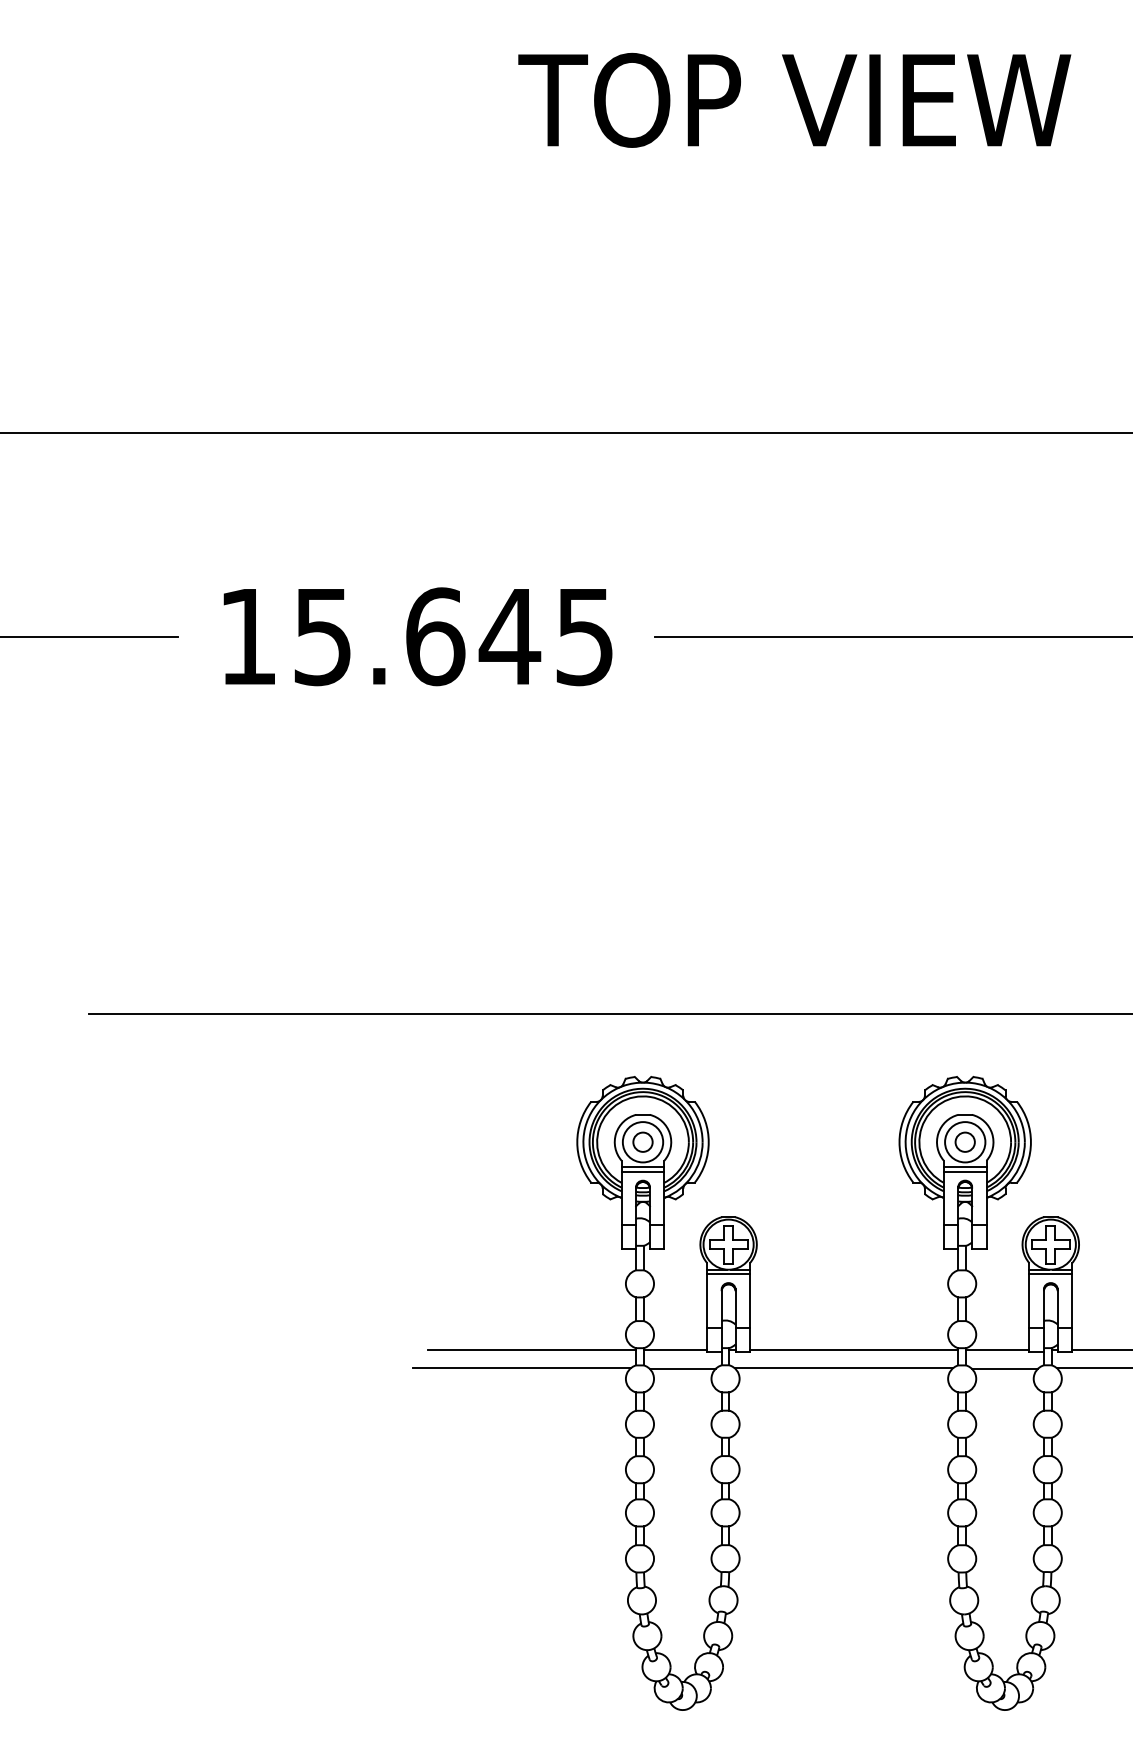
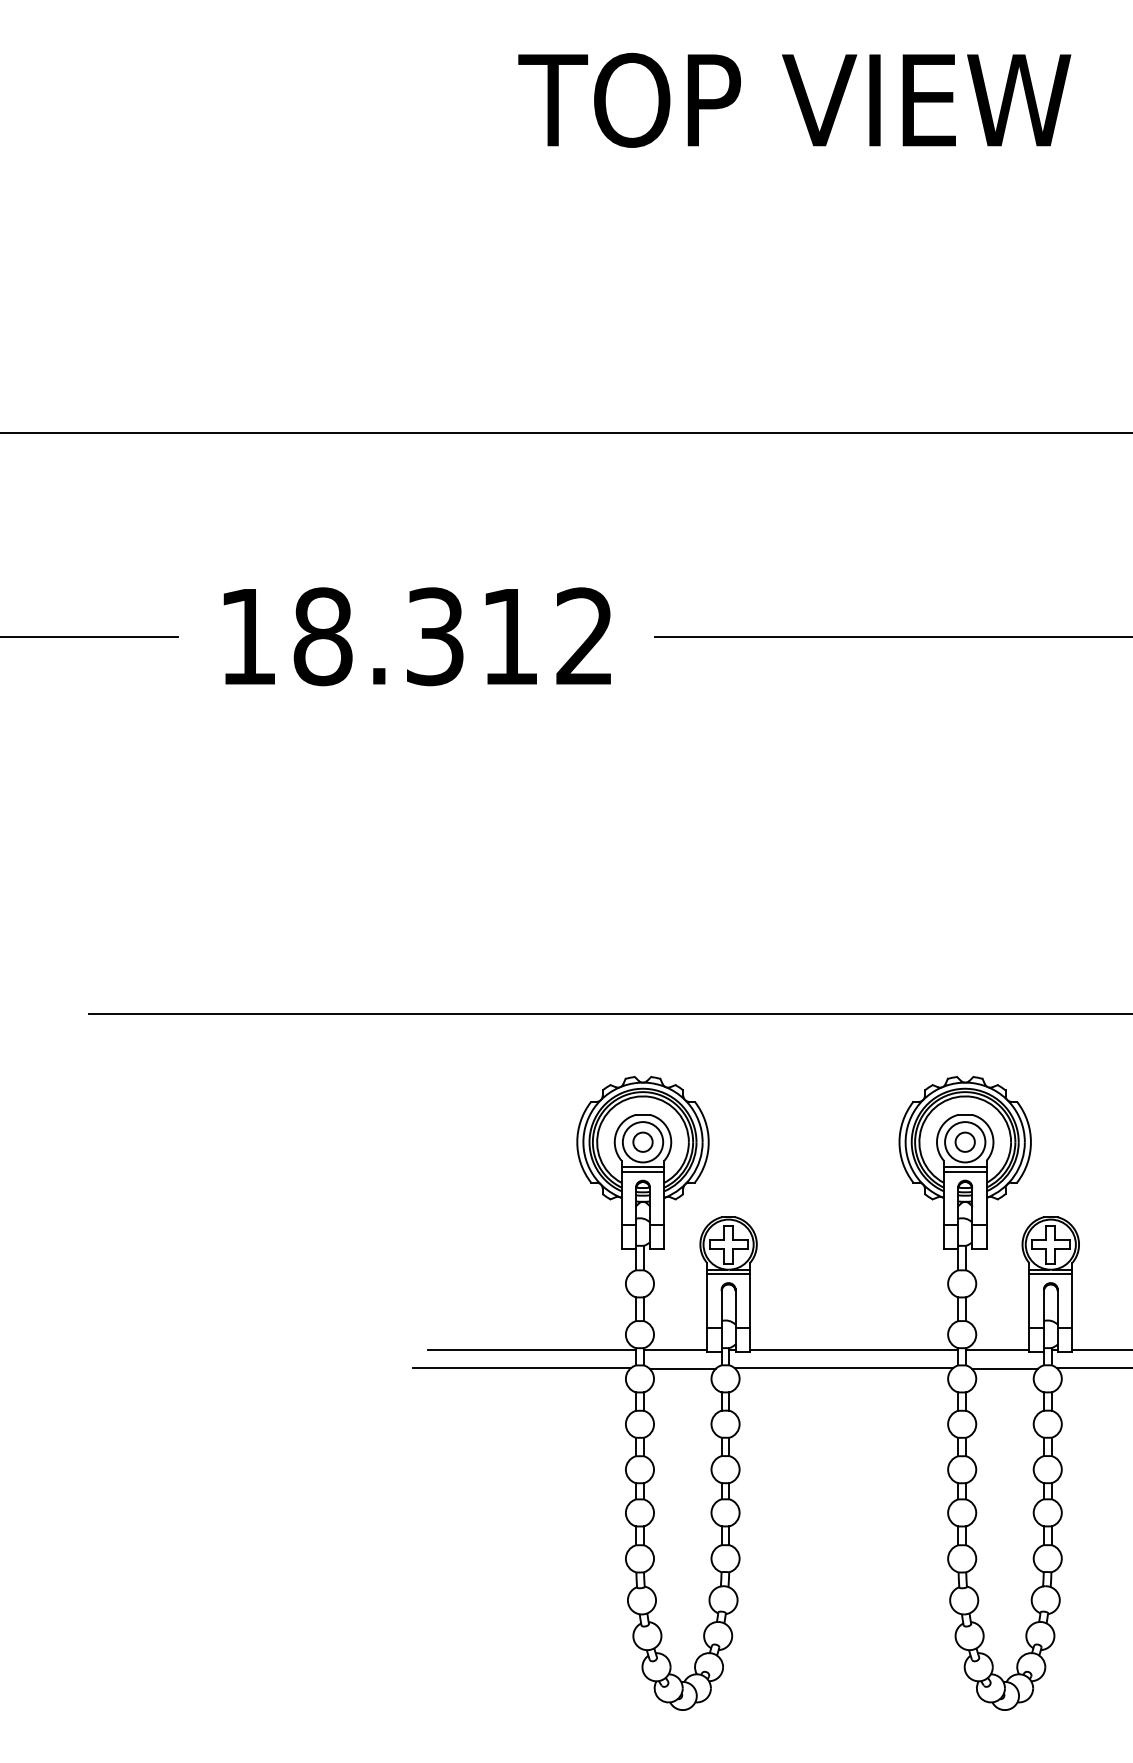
text: 15.645 -> 18.312 (452, 636)
